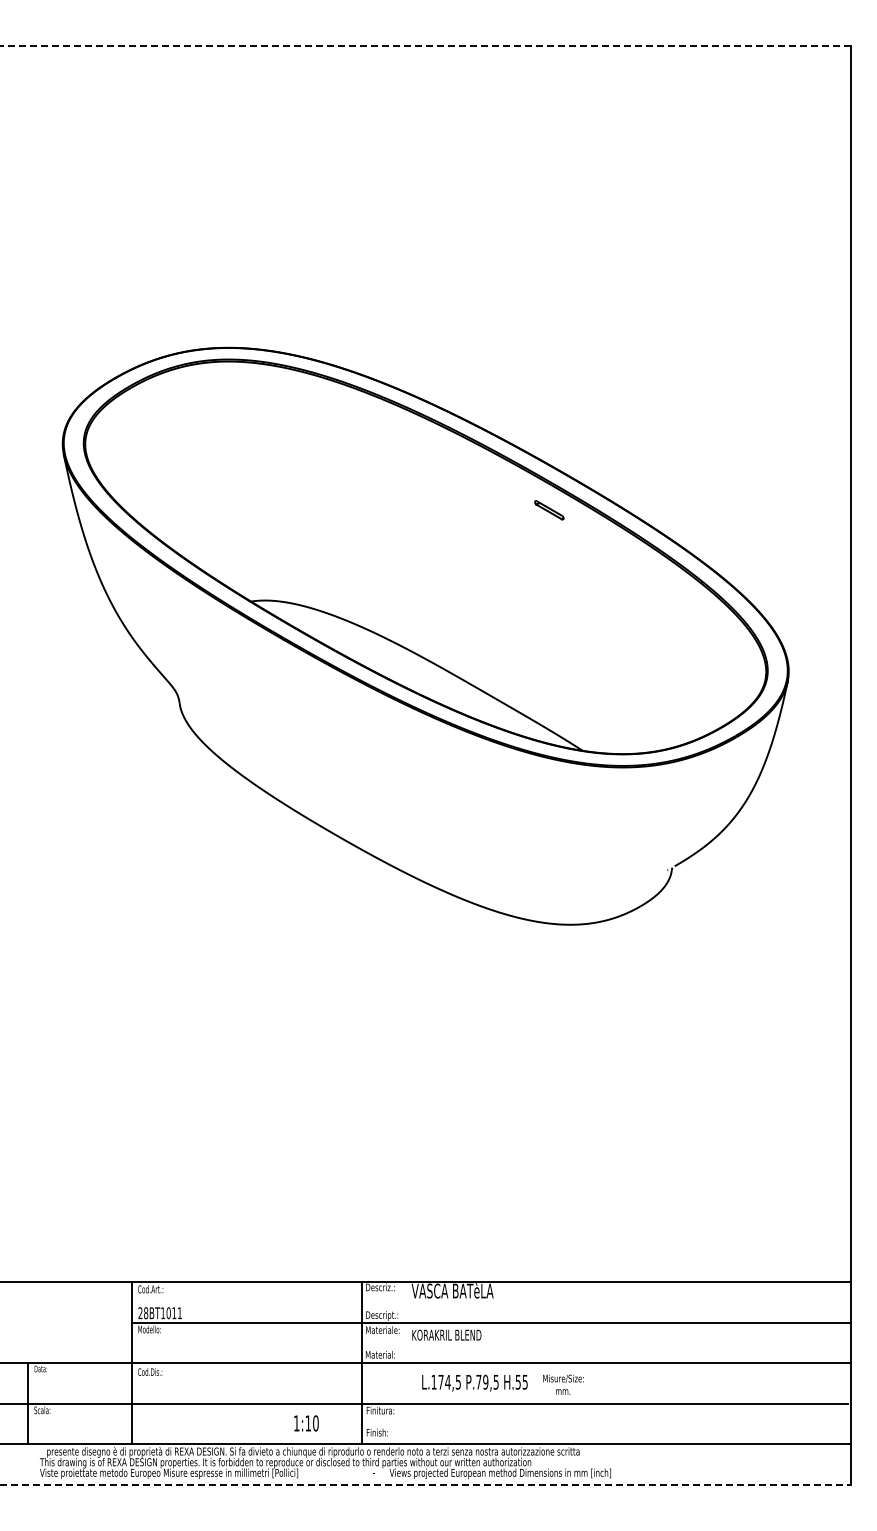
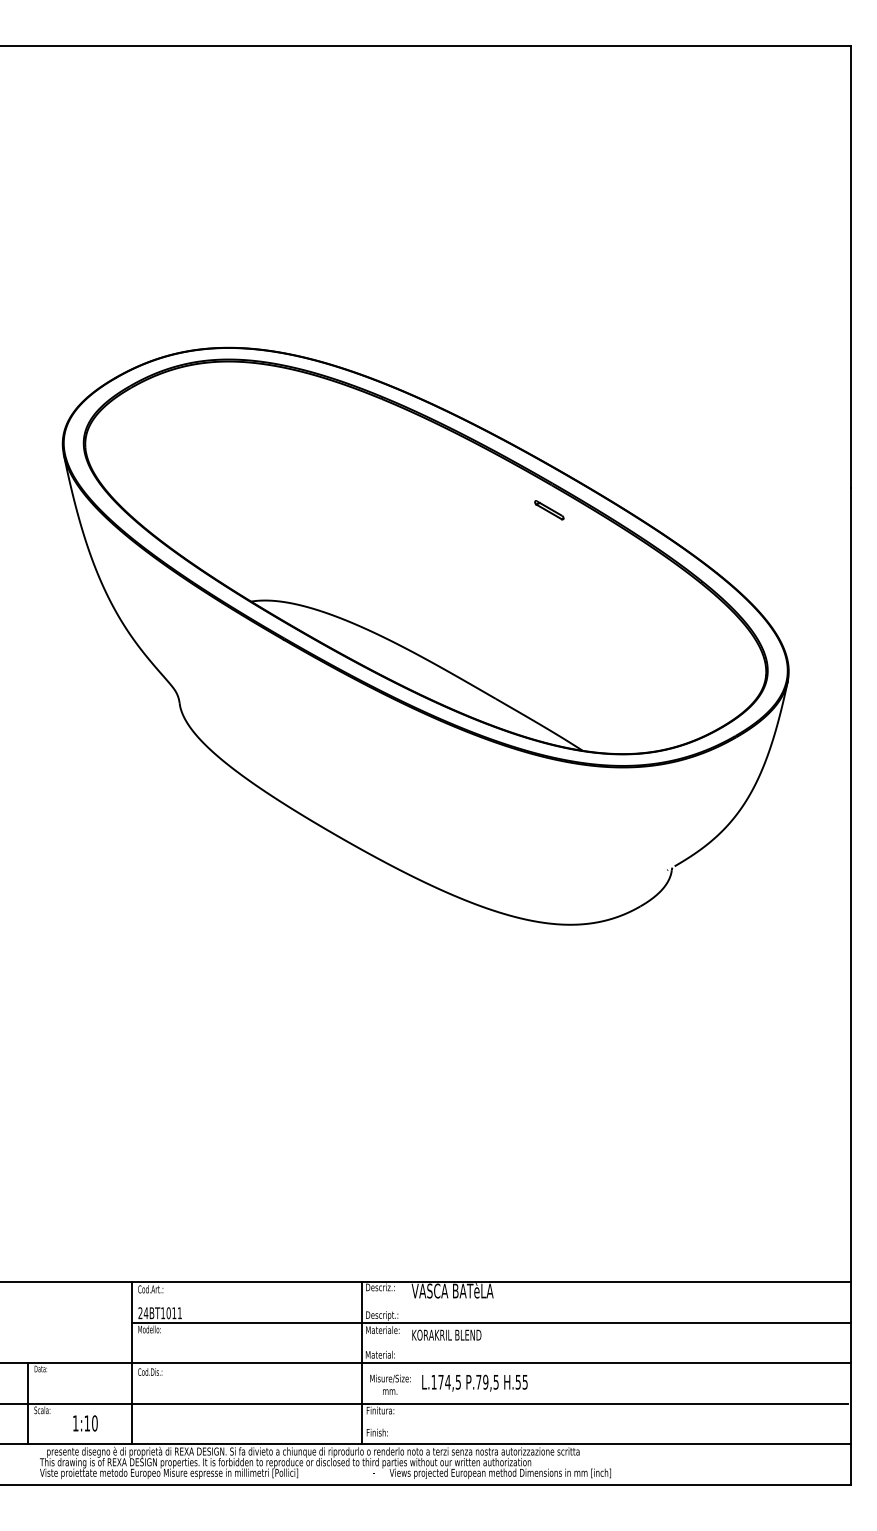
line: dashed -> solid (425, 45)
text: 28BT1011 -> 24BT1011 (145, 1313)
text position: (563, 1384) -> (390, 1384) (390, 1384)
text position: (306, 1423) -> (85, 1423) (85, 1423)
line: dashed -> solid (425, 1485)
